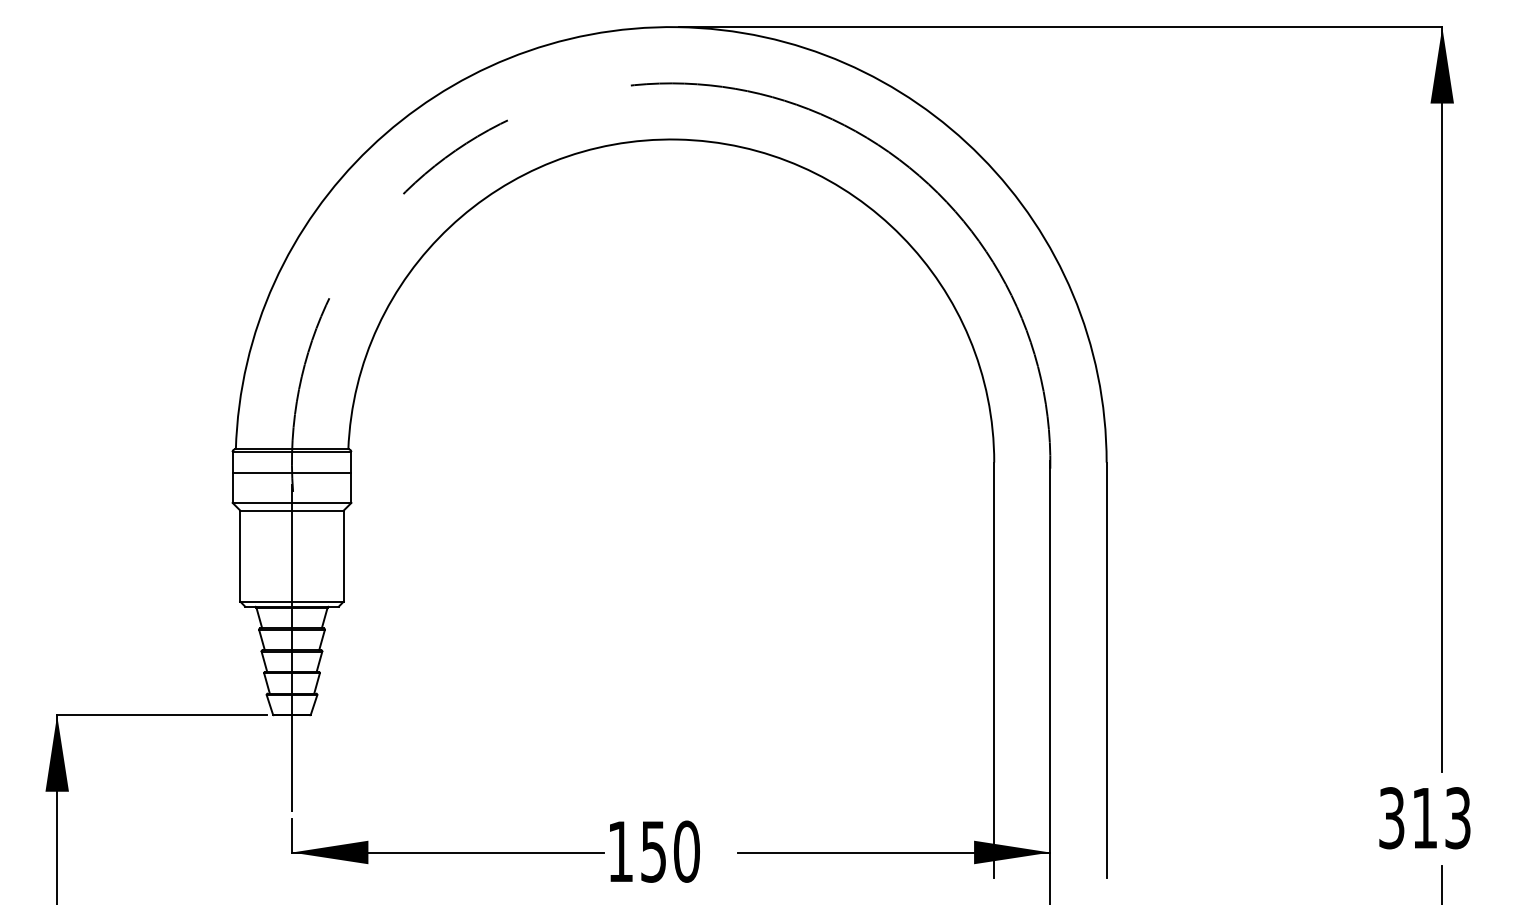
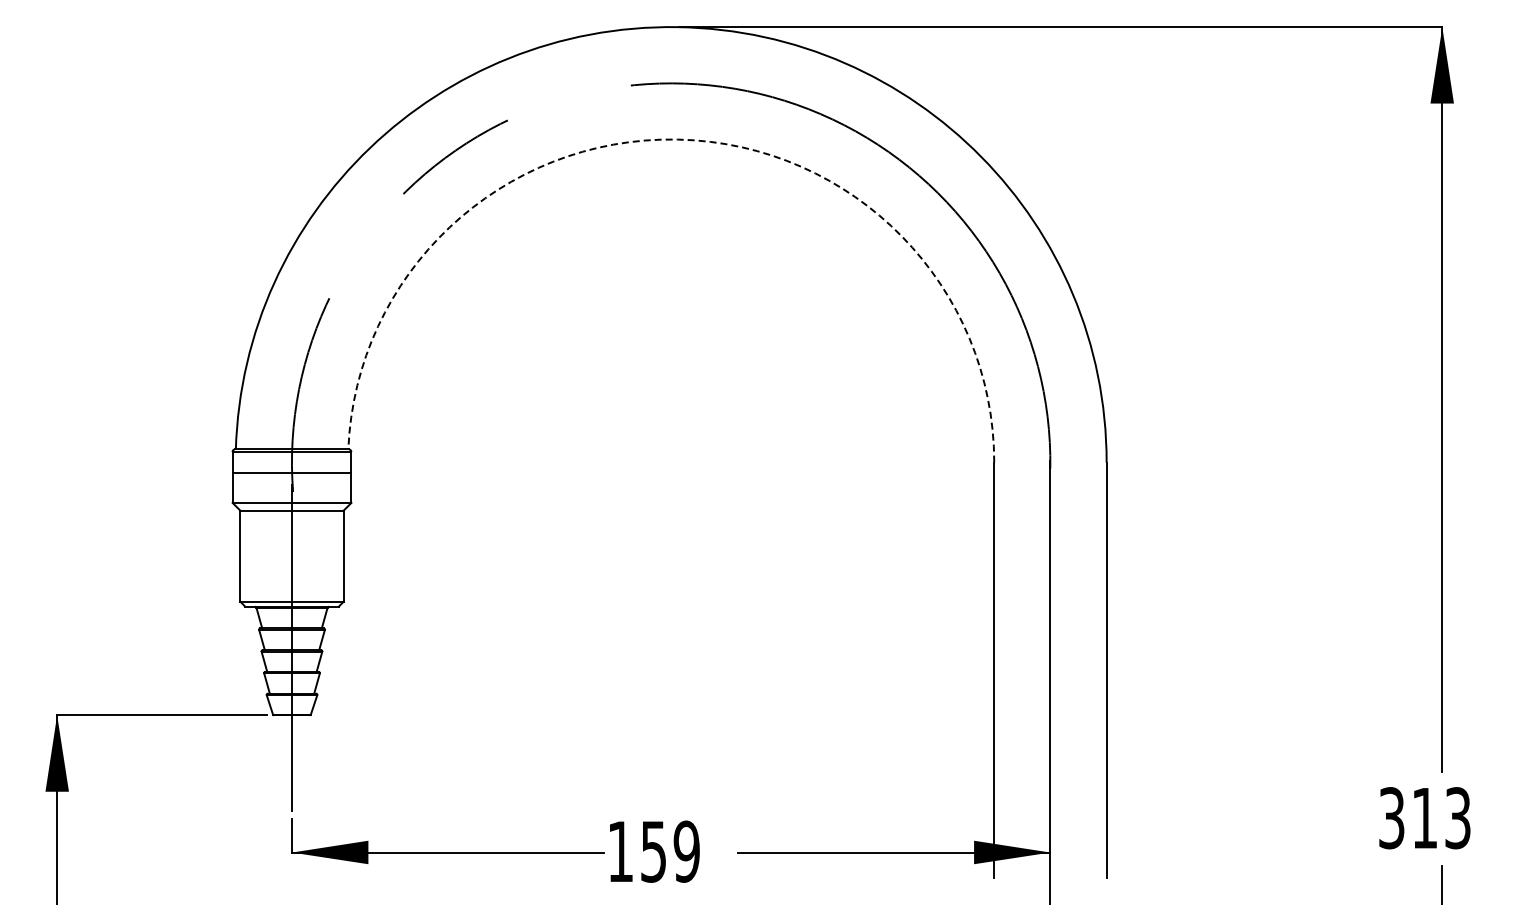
arc: solid -> dashed (677, 139)
text: 150 -> 159 (686, 851)
